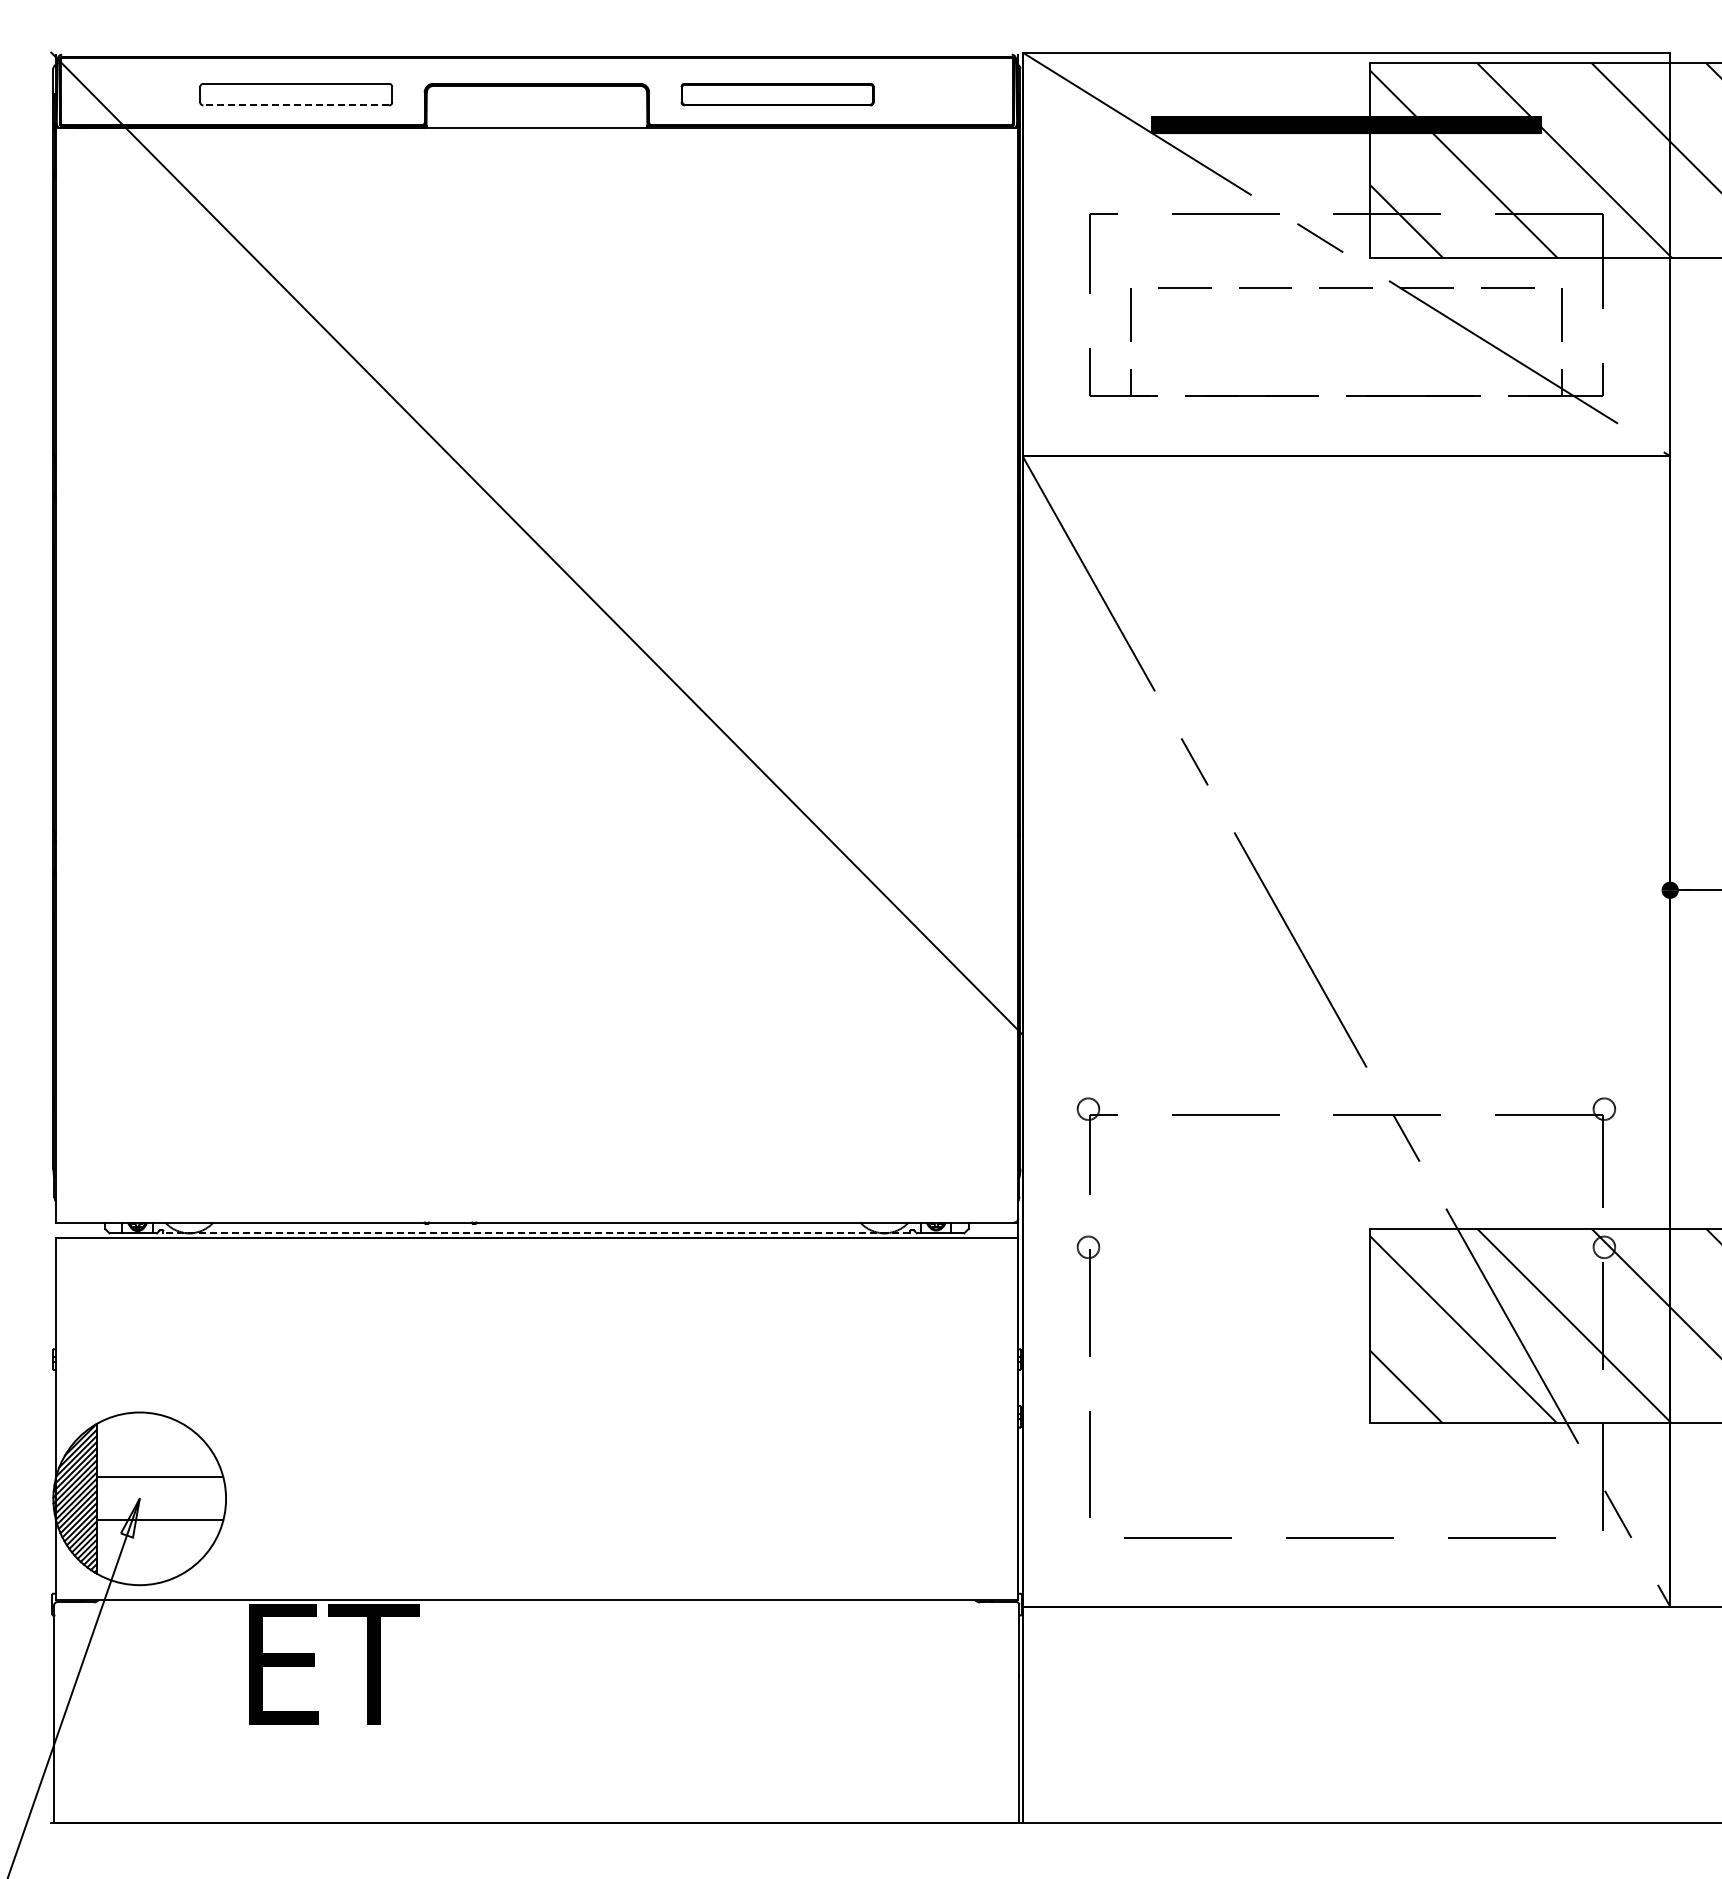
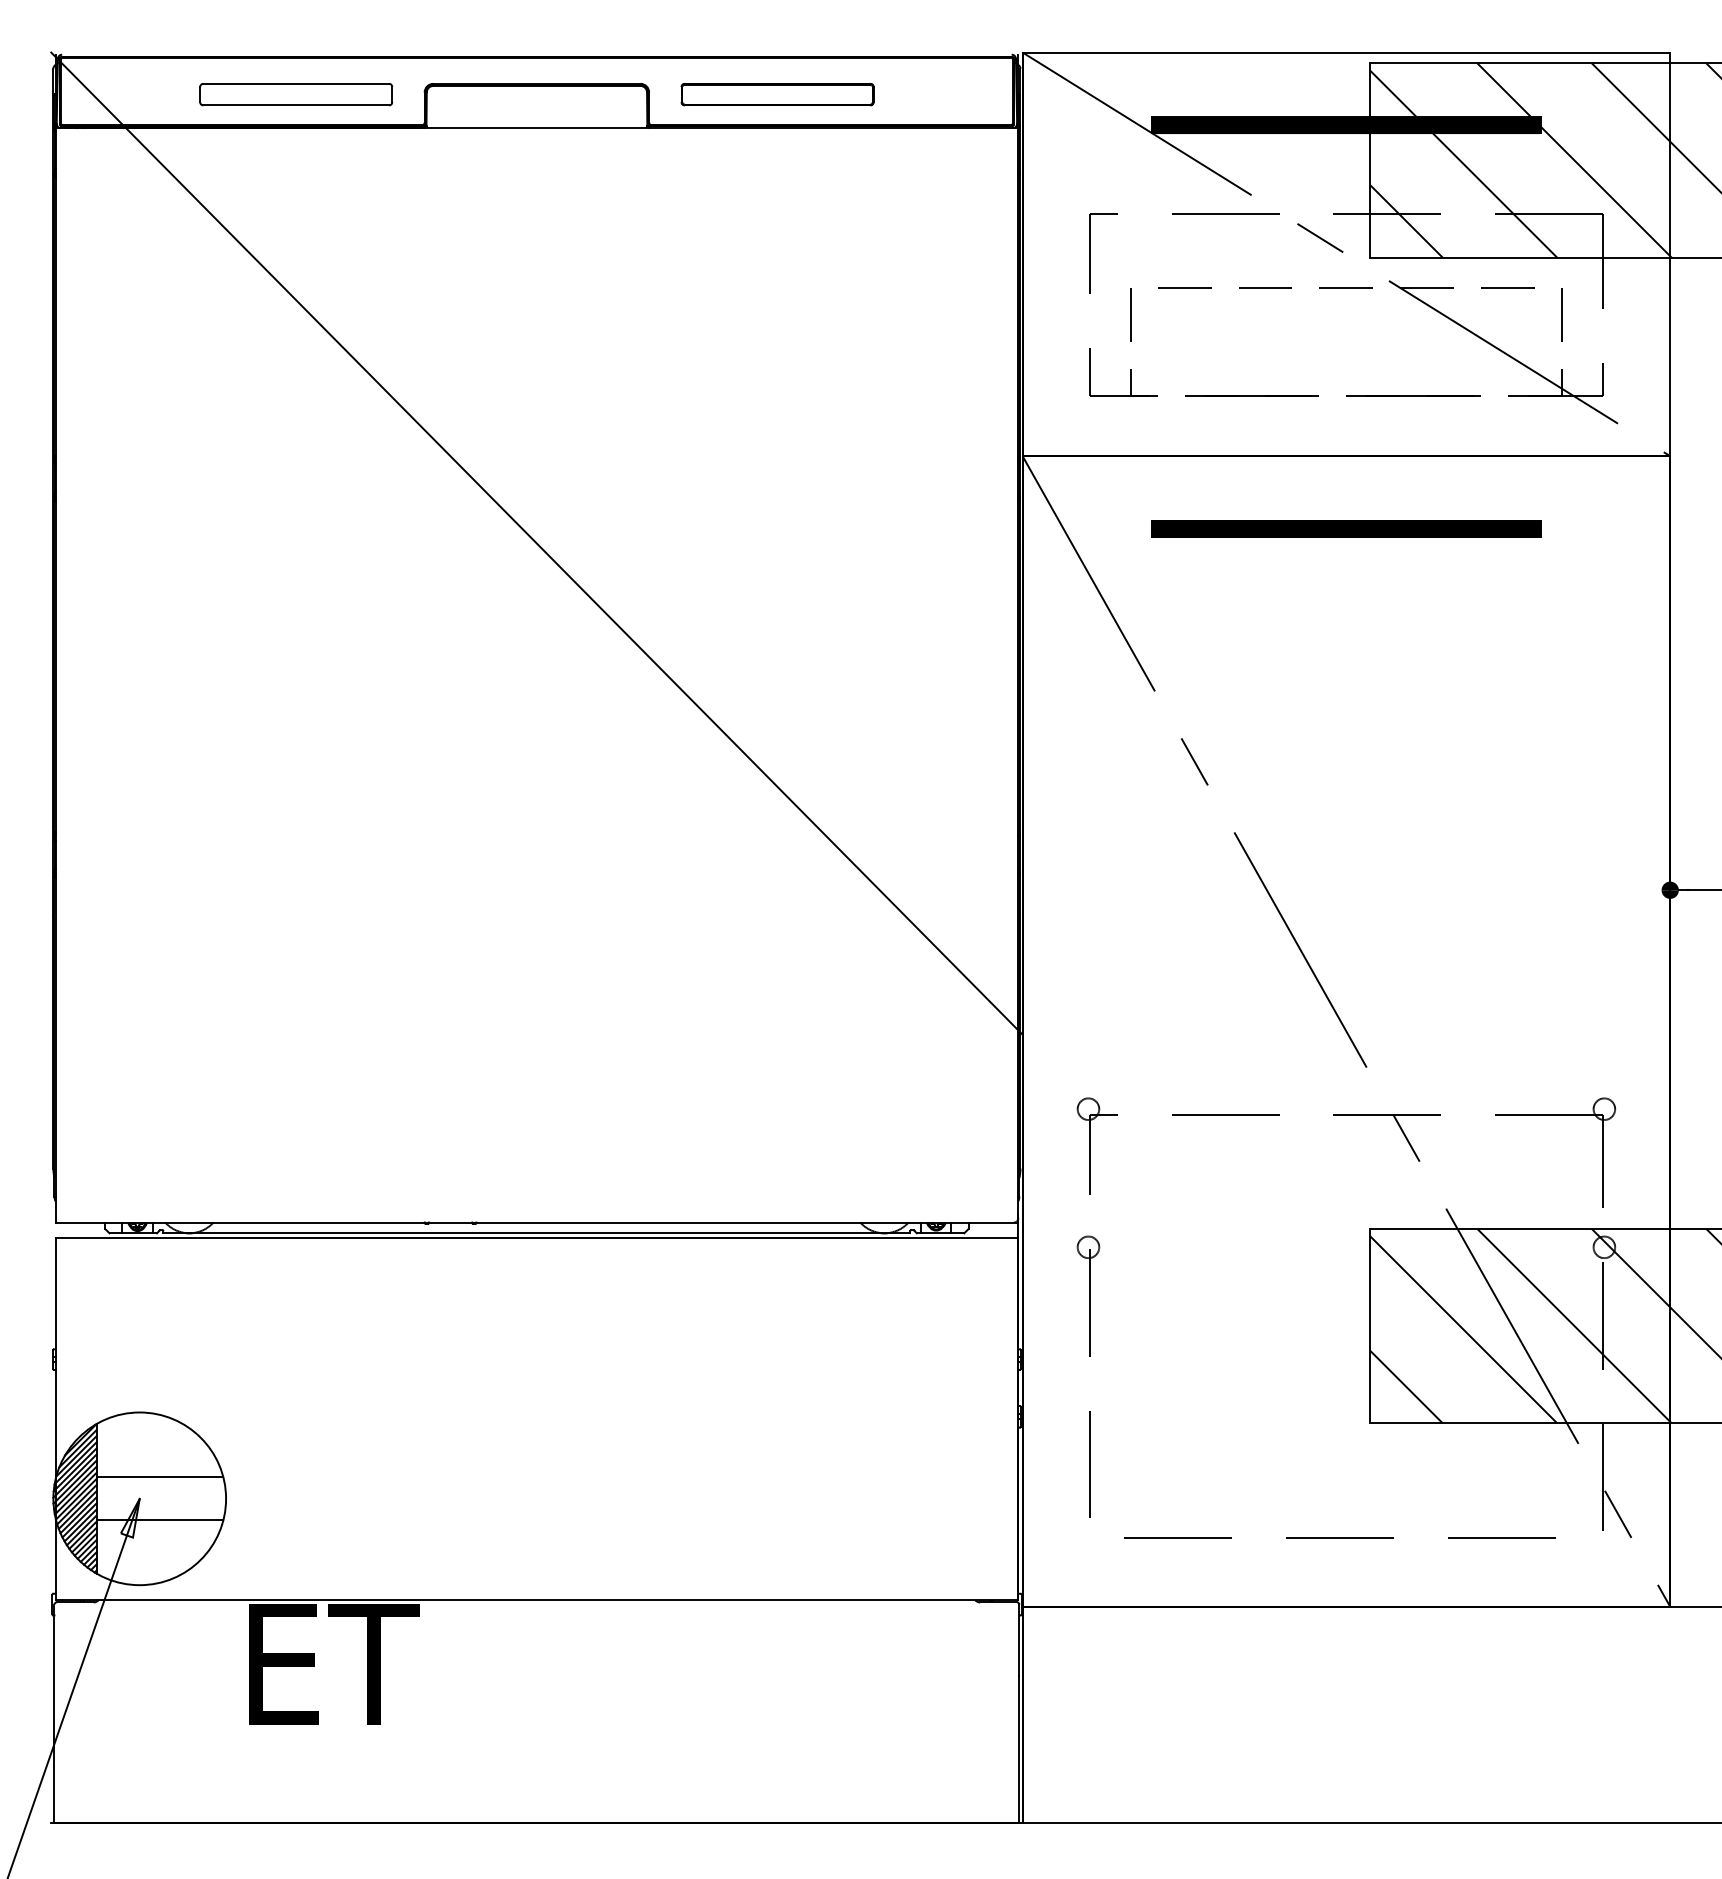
line: dashed -> solid (296, 105)
part: none -> present (1346, 528)
line: dashed -> solid (536, 1233)
